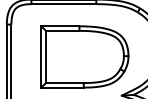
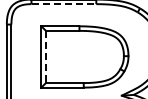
line: solid -> dashed (64, 4)
line: solid -> dashed (45, 57)
